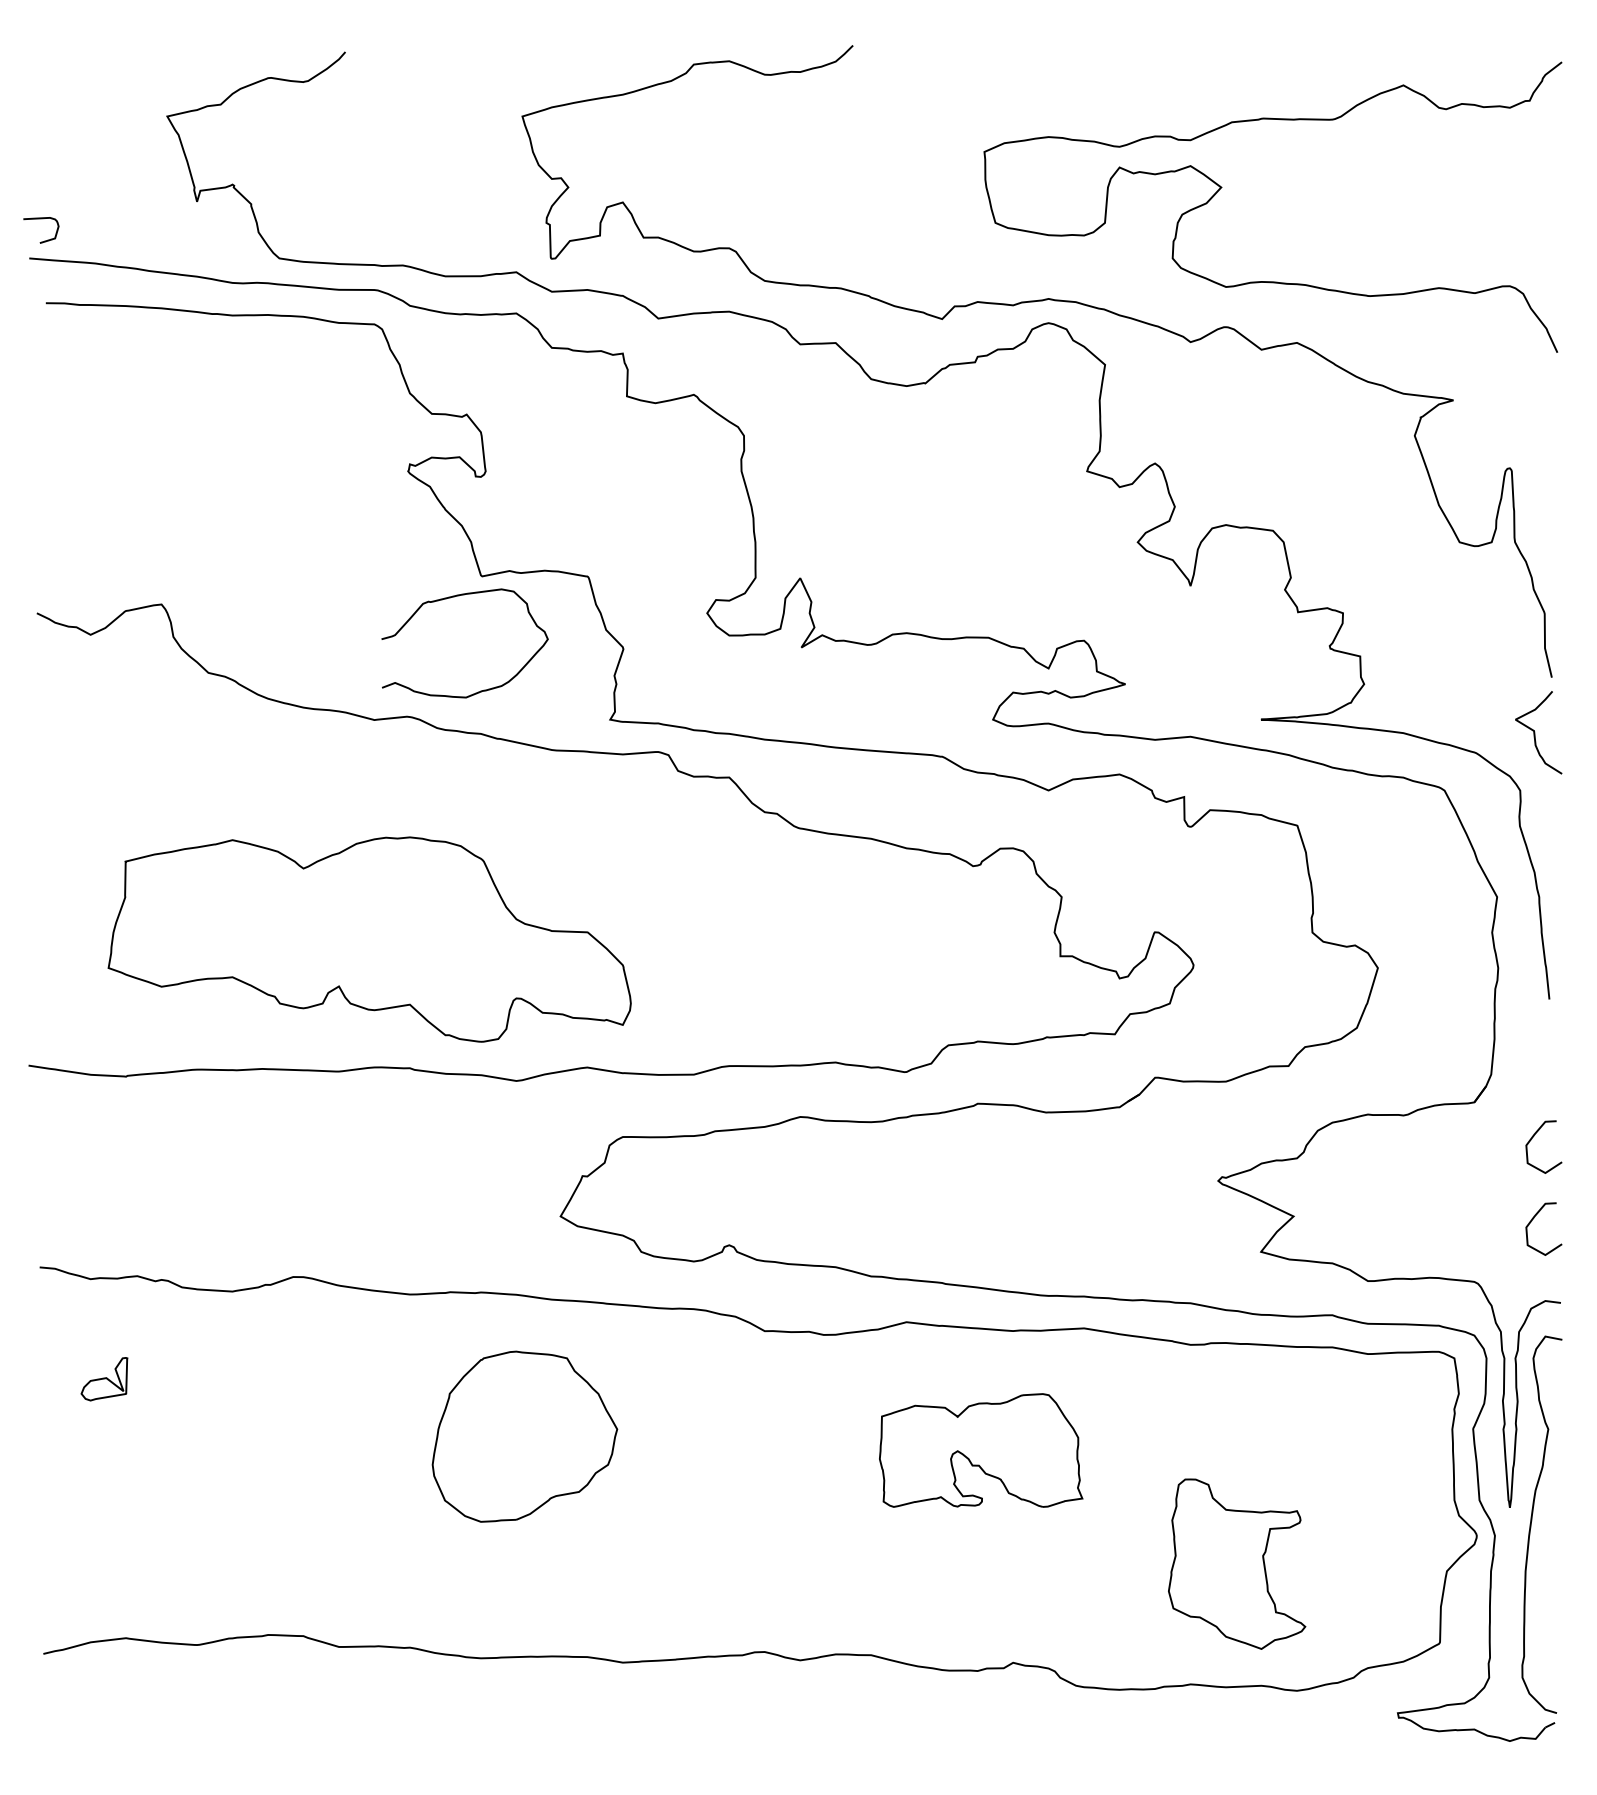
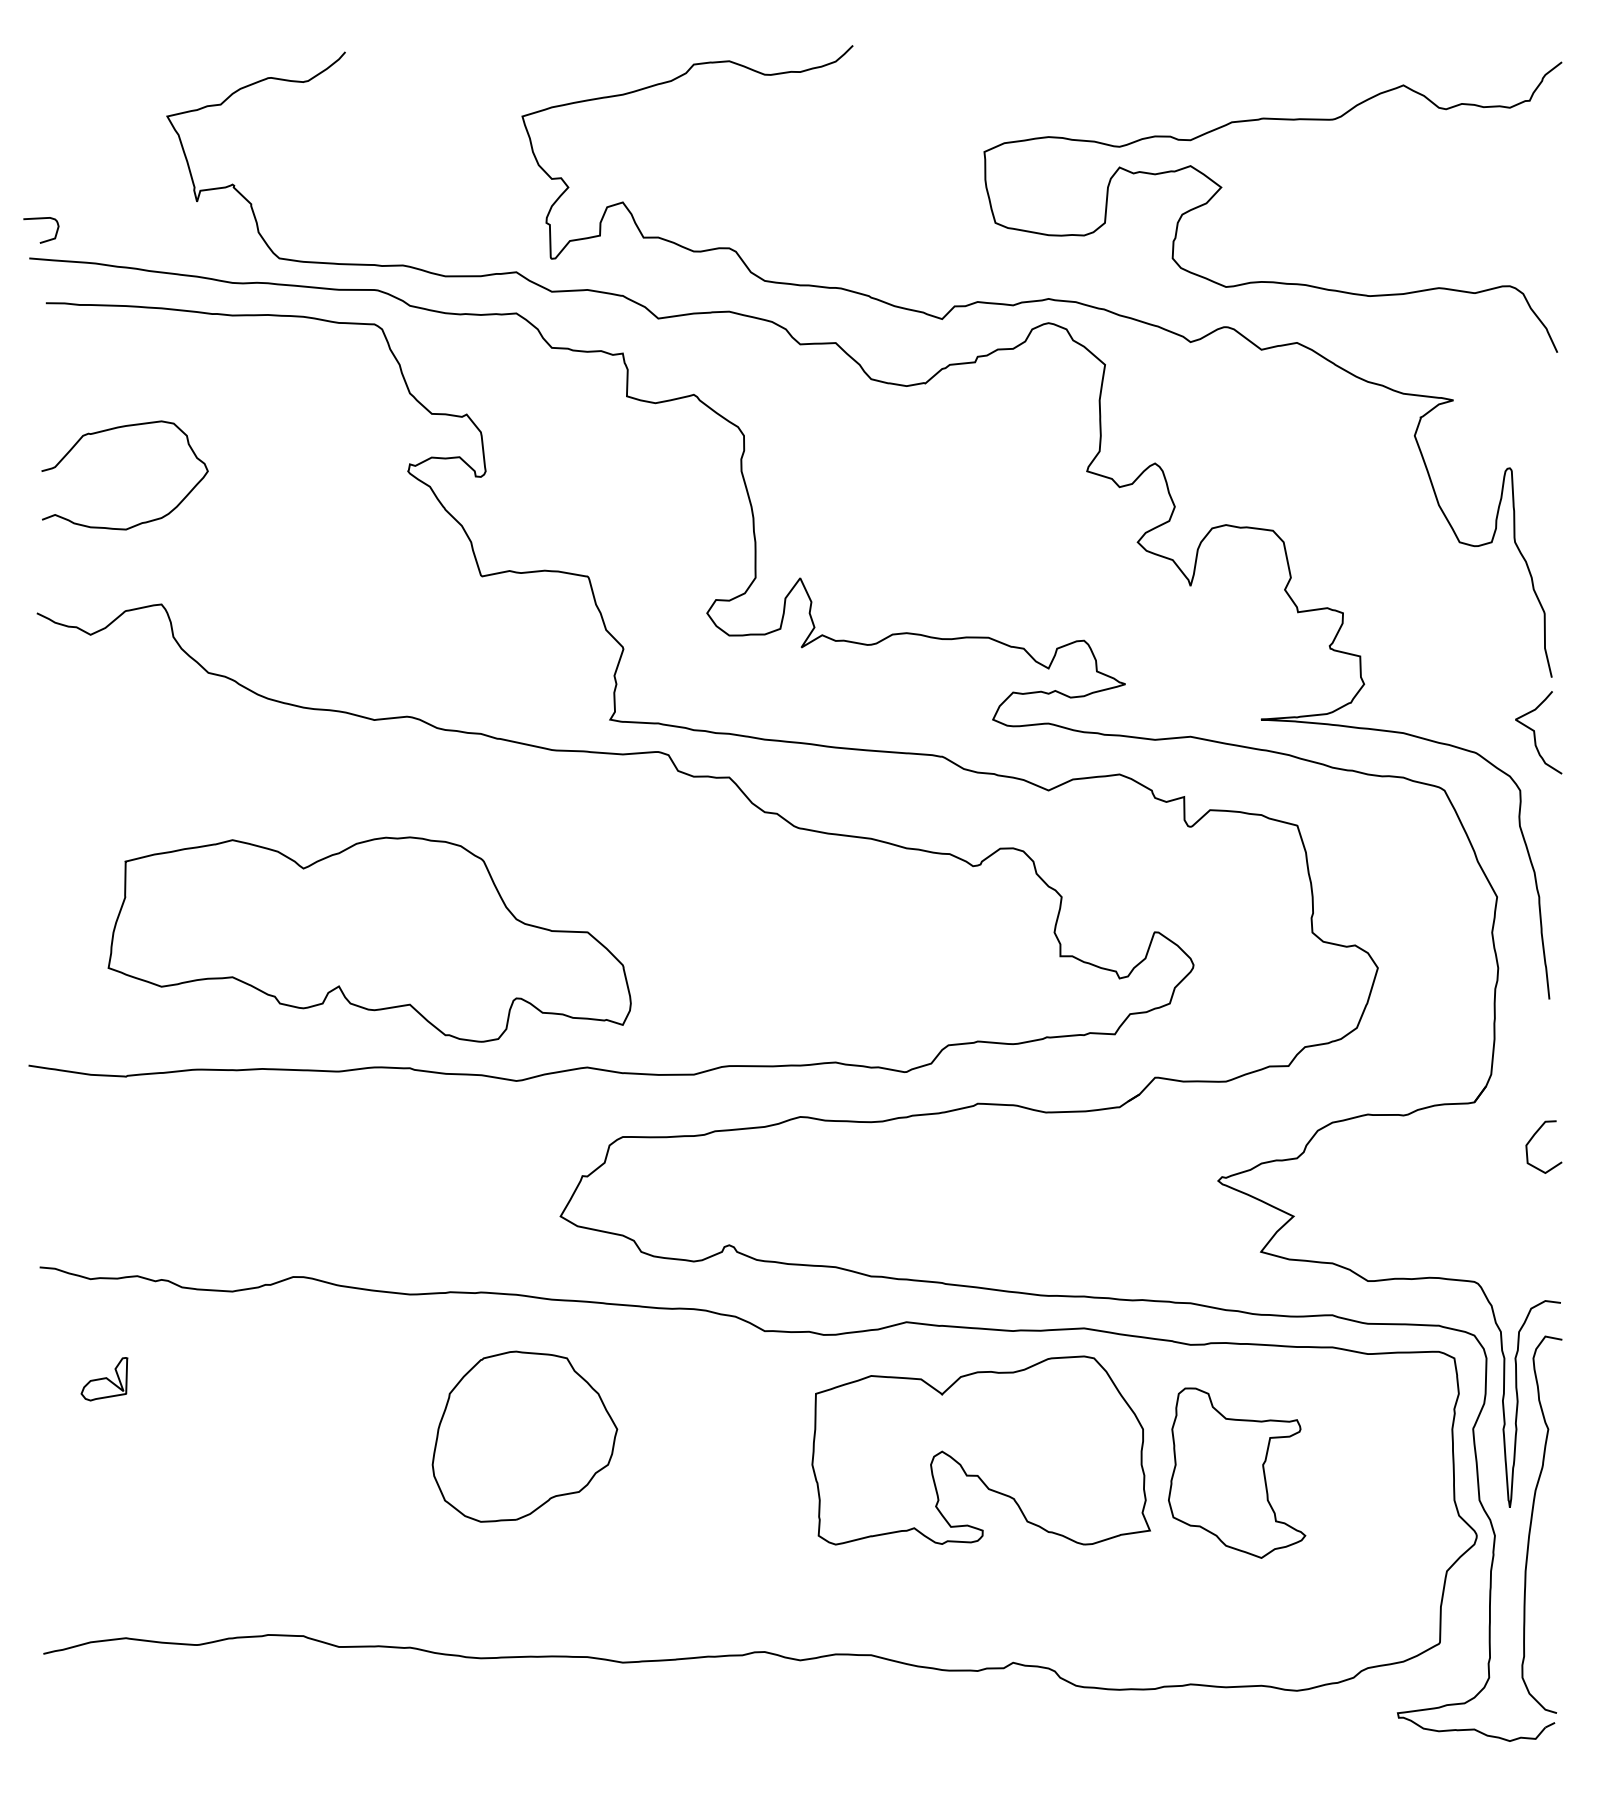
curve position: (454, 597) -> (114, 429) (114, 429)
curve: present -> none (1531, 1222)
part size: 205x115 px -> 340x191 px (980, 1450)
part position: (1237, 1563) -> (1237, 1472) (1237, 1472)
